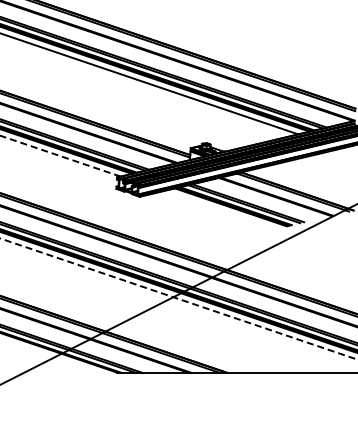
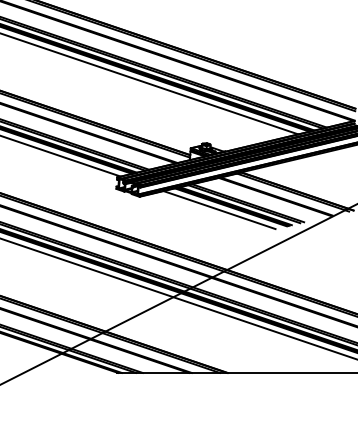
line: dashed -> solid (60, 156)
line: none -> present (219, 210)
line: dashed -> solid (178, 298)
